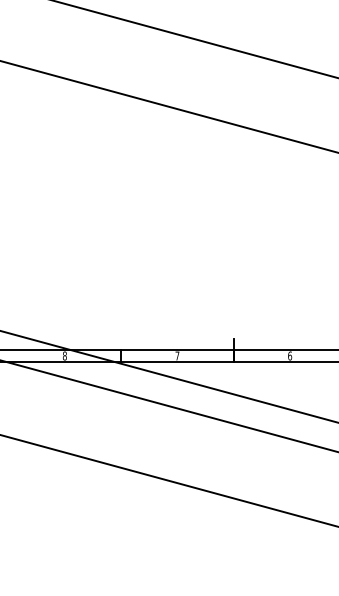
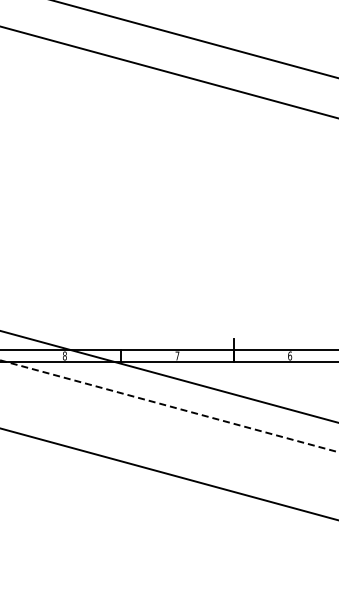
line position: (168, 106) -> (168, 72) (168, 72)
line: solid -> dashed (169, 406)
line position: (168, 480) -> (168, 473) (168, 473)
